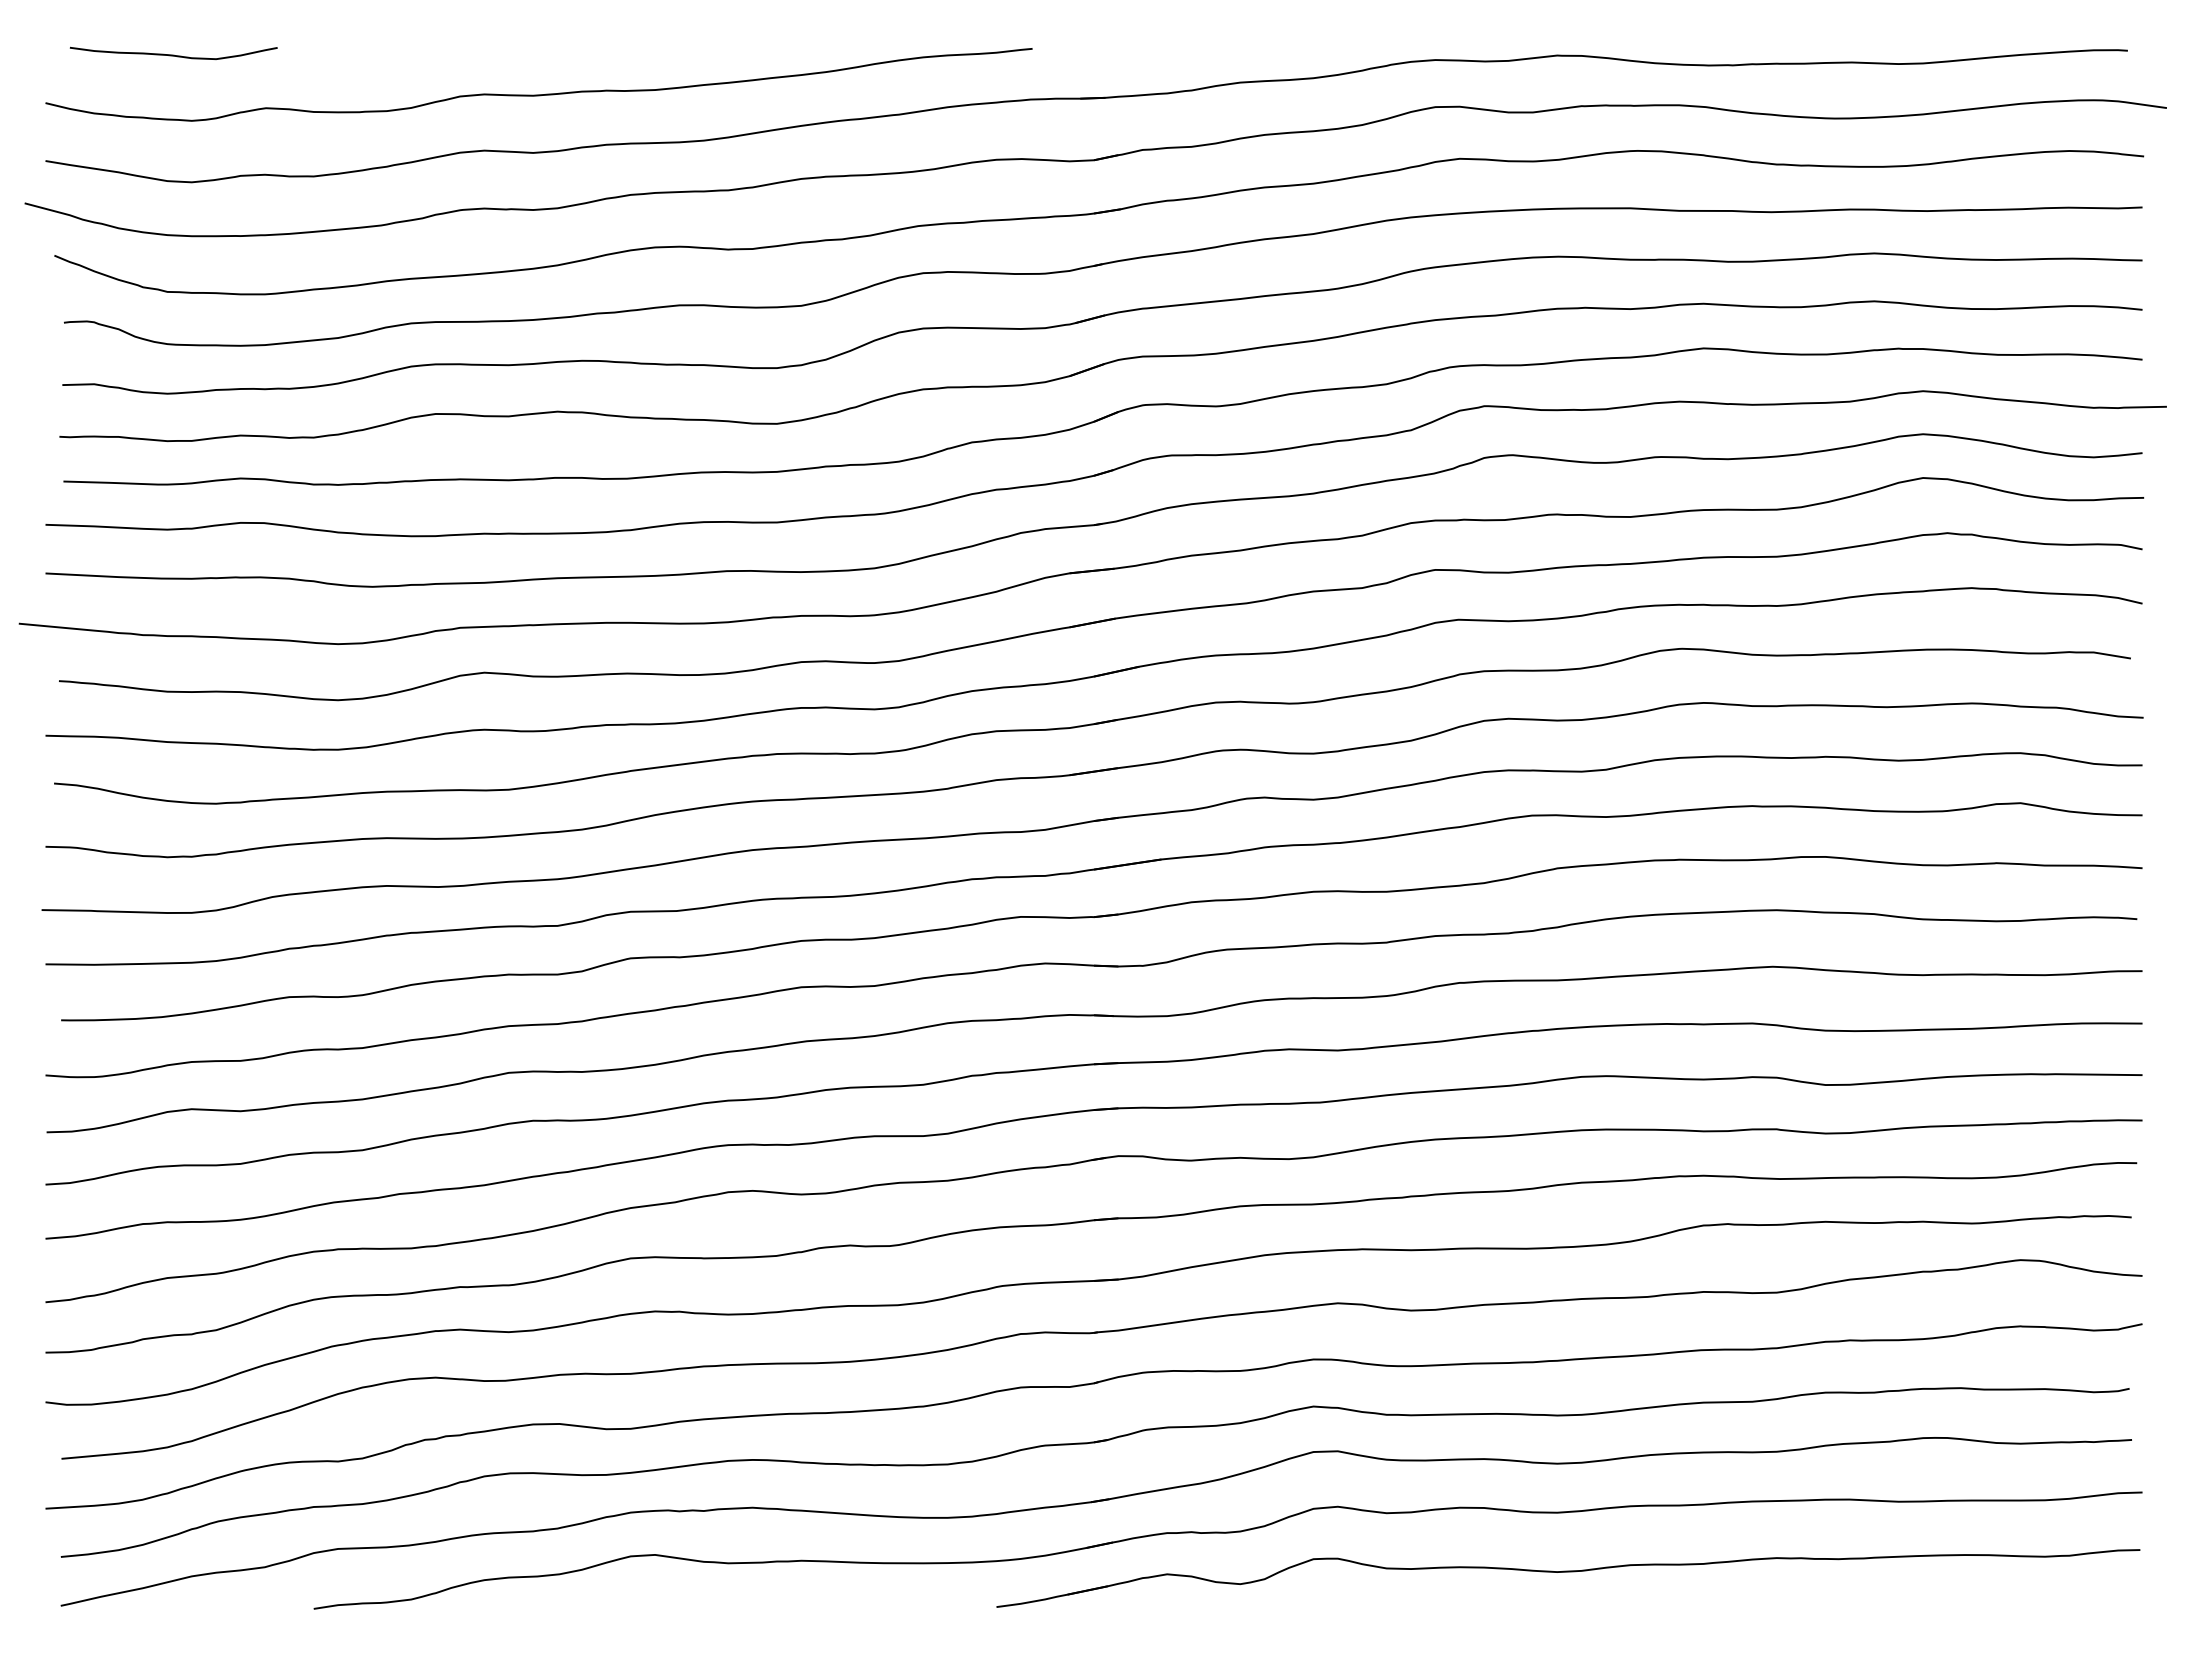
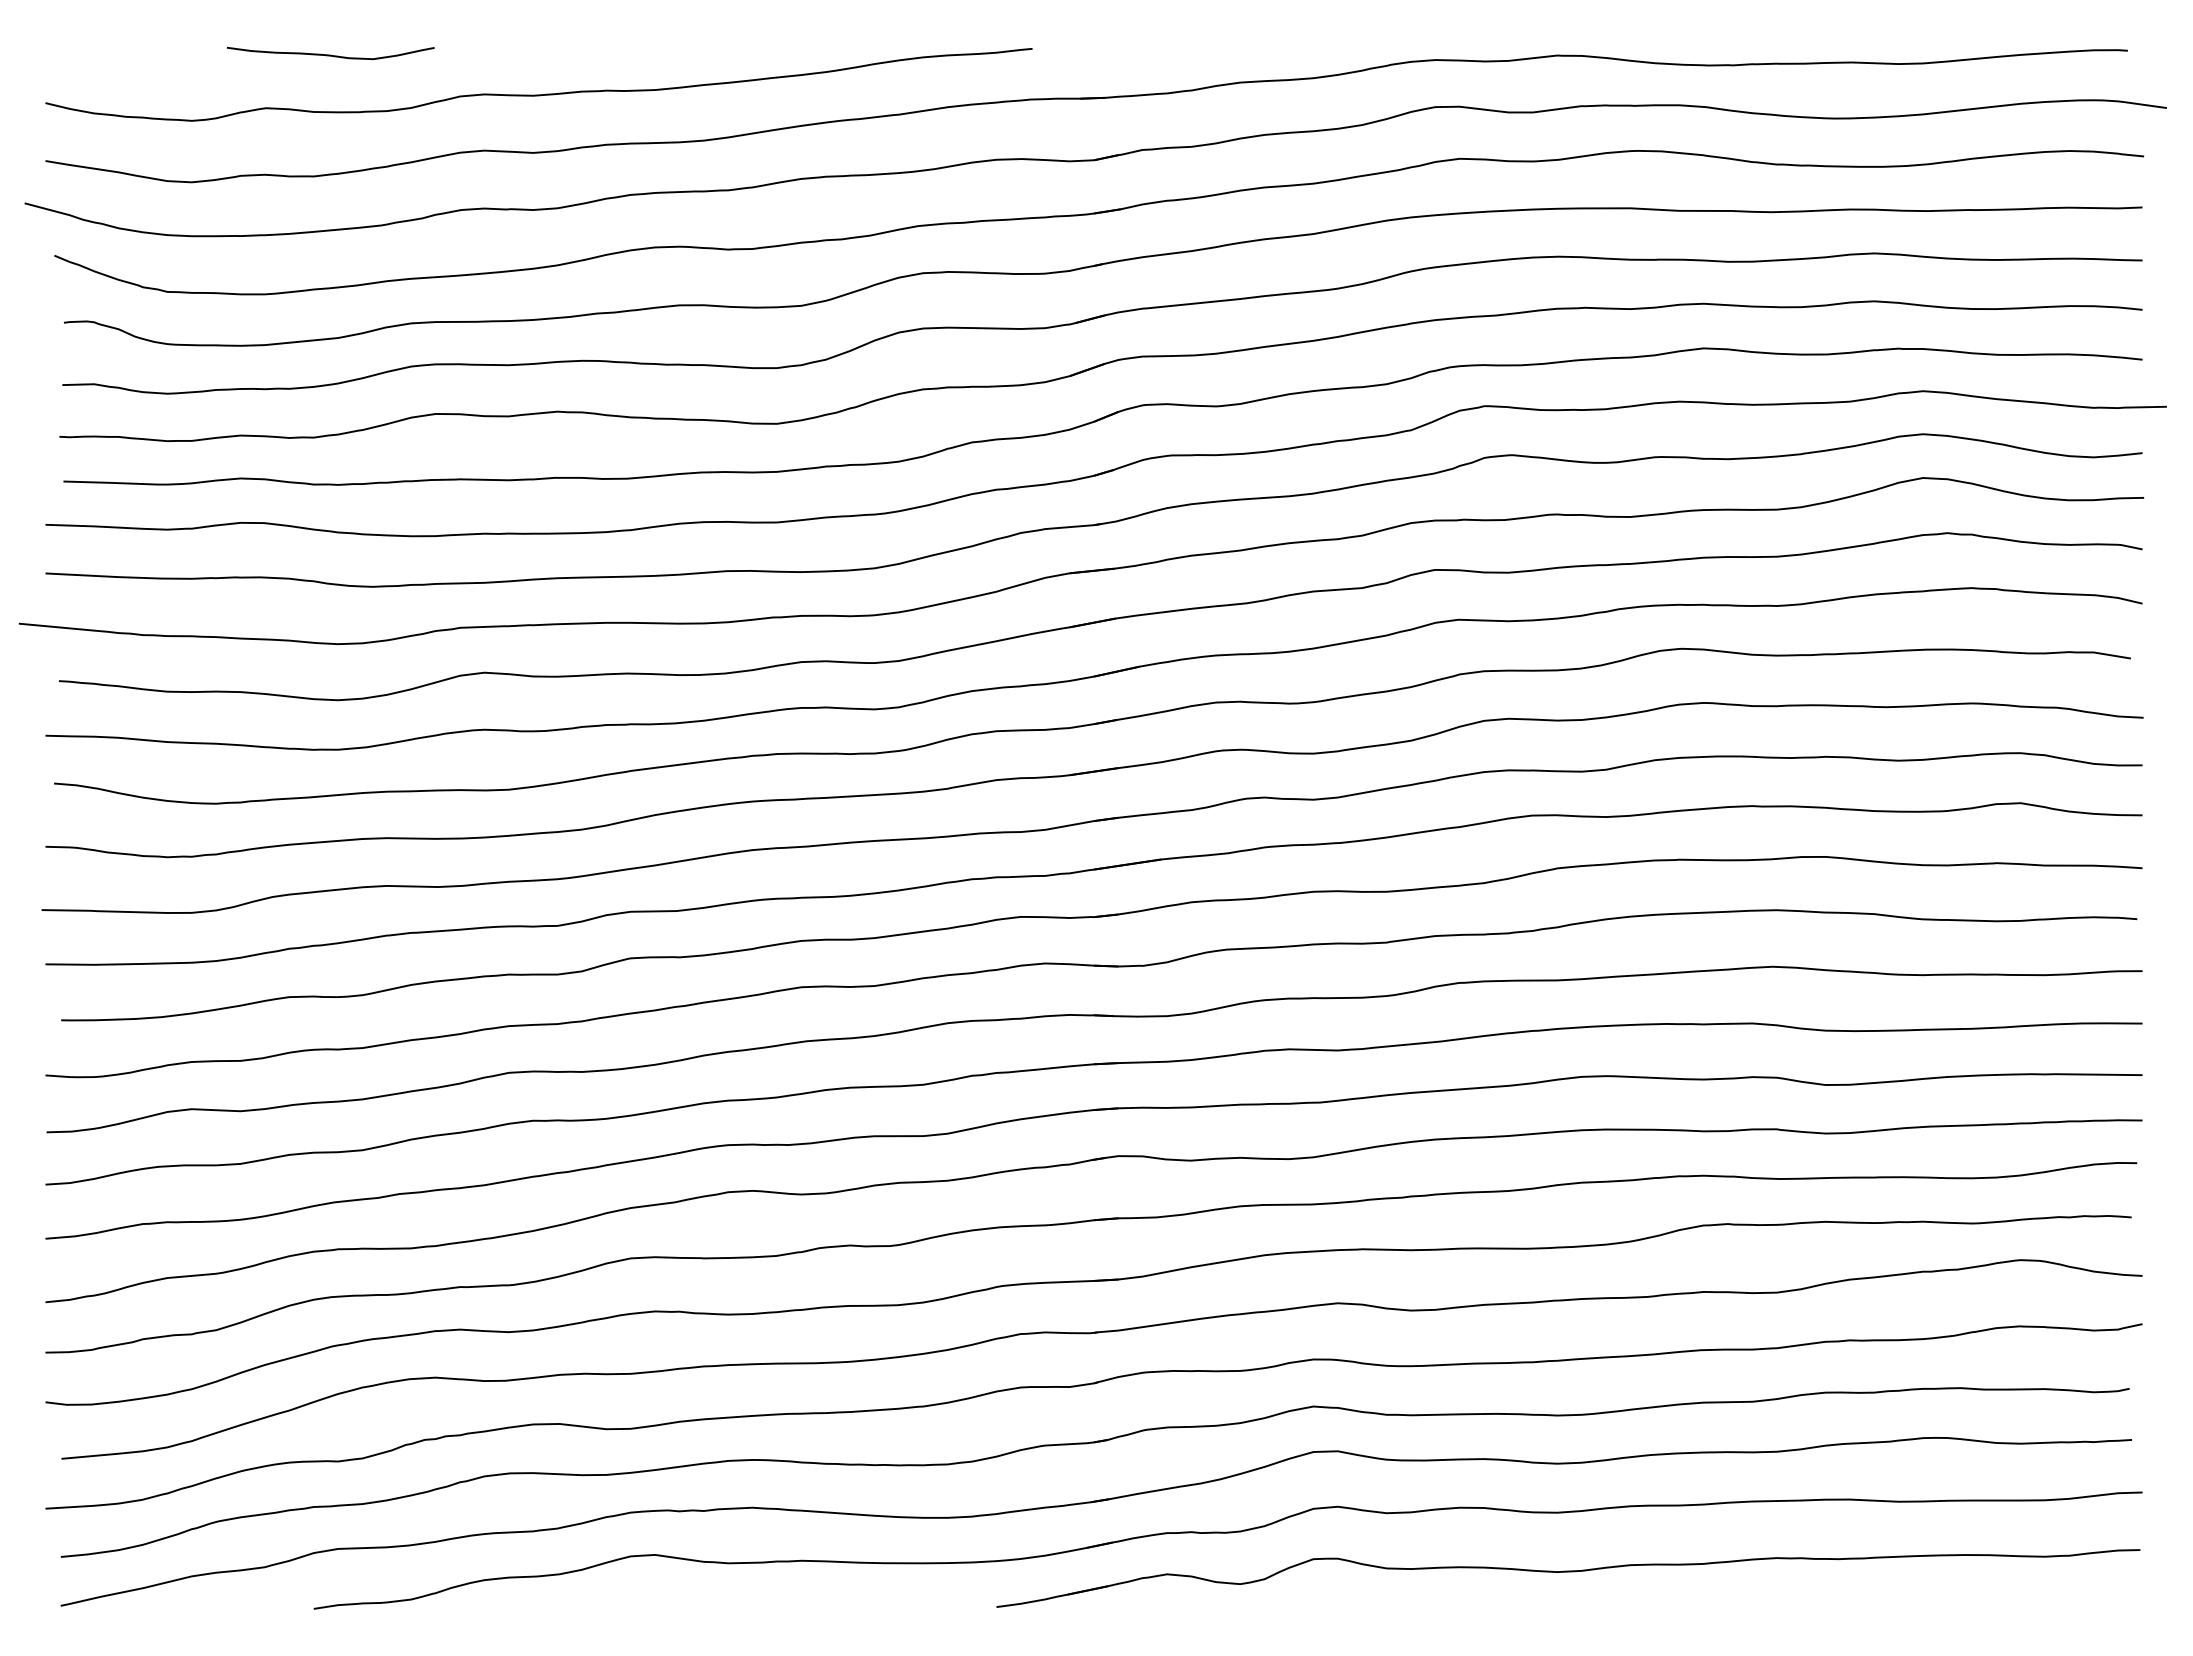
curve position: (173, 54) -> (330, 54) (330, 54)
